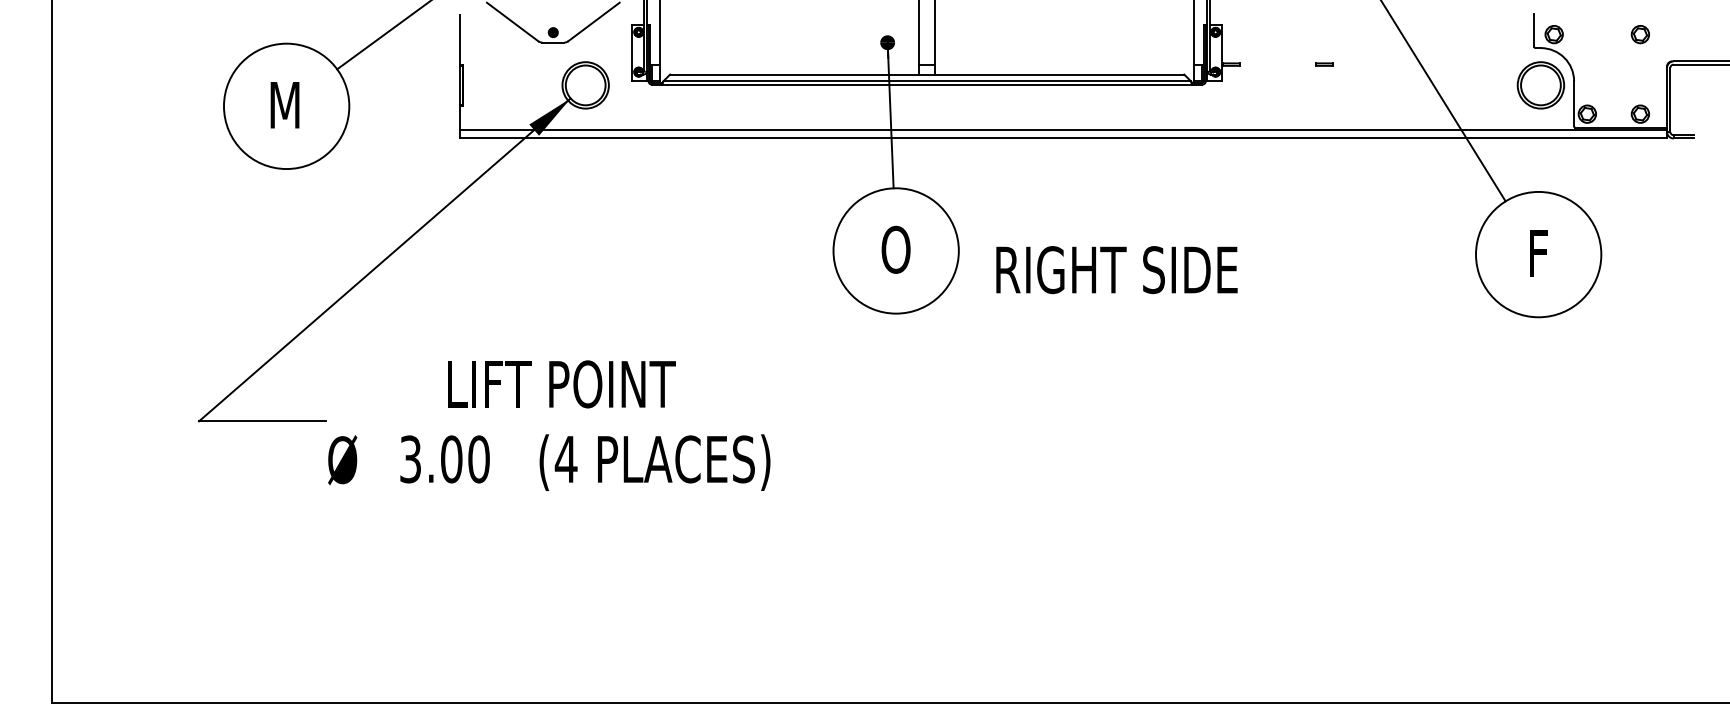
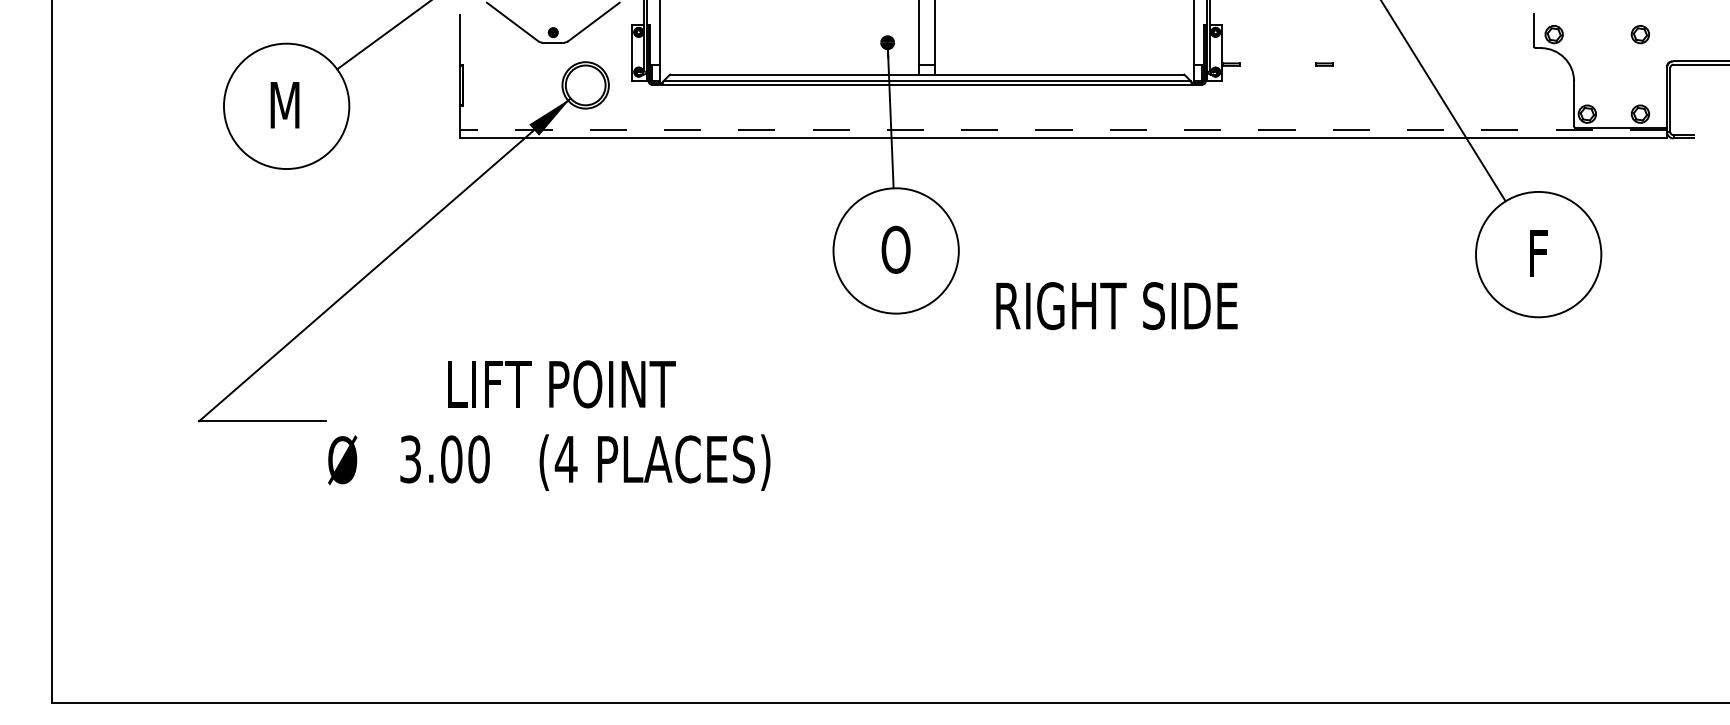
part: present -> none (1540, 85)
line: solid -> dashed (1063, 129)
text position: (1116, 270) -> (1116, 306) (1116, 306)
